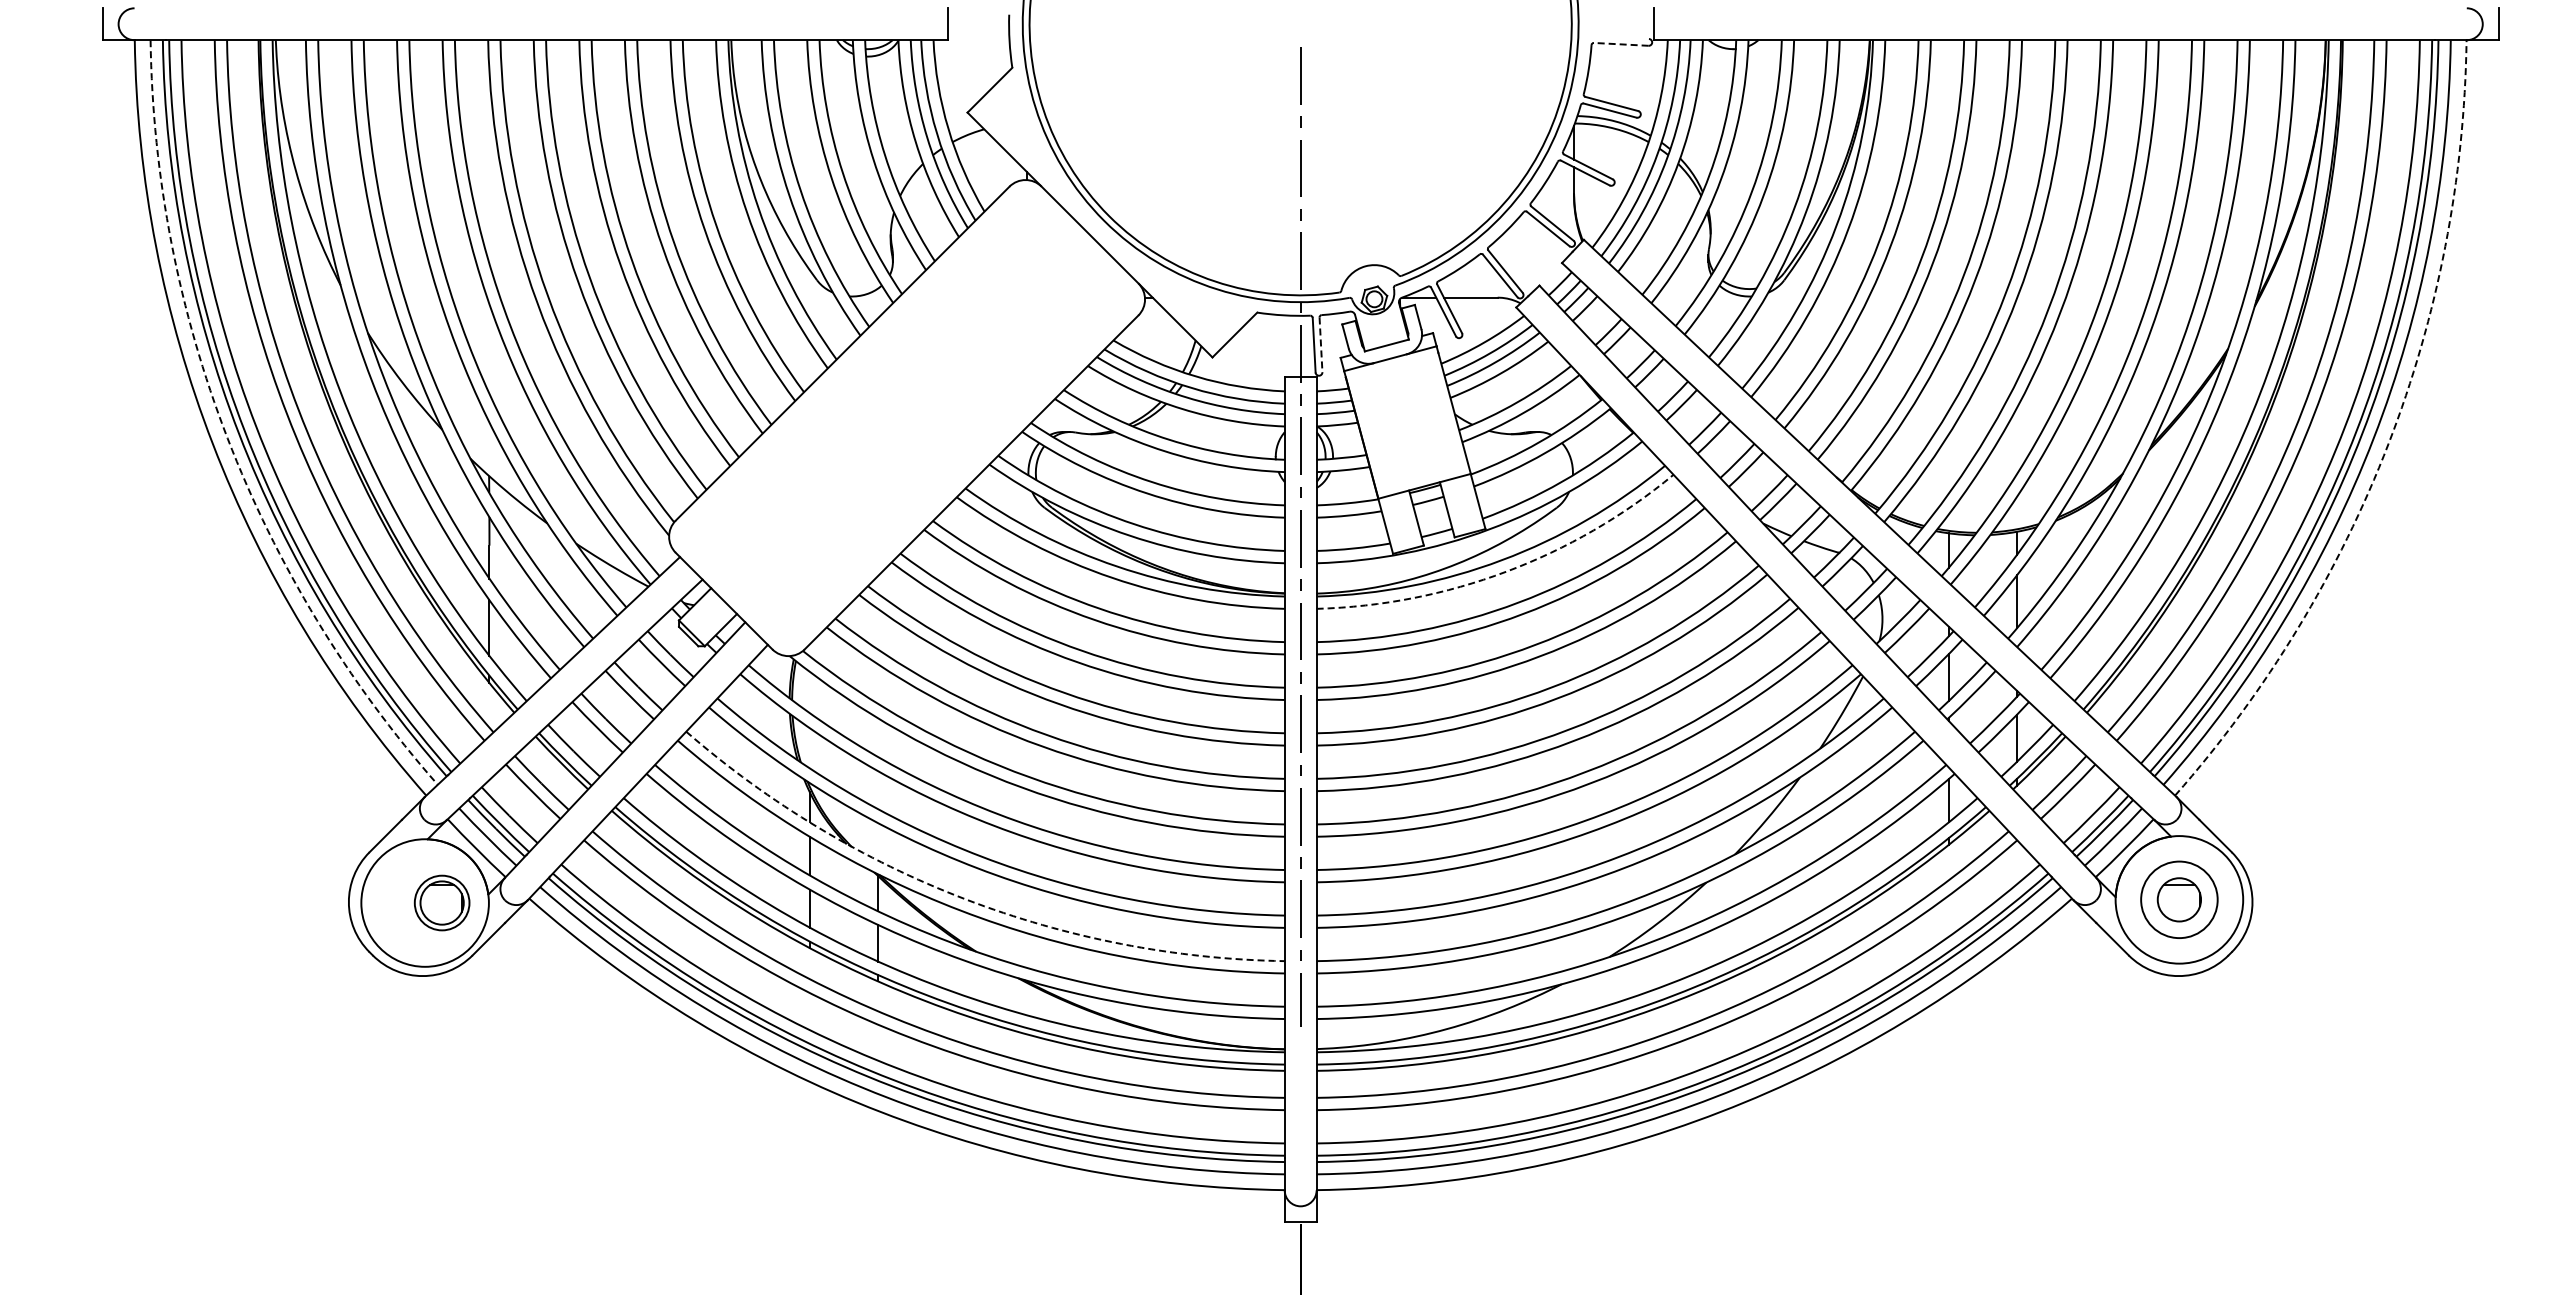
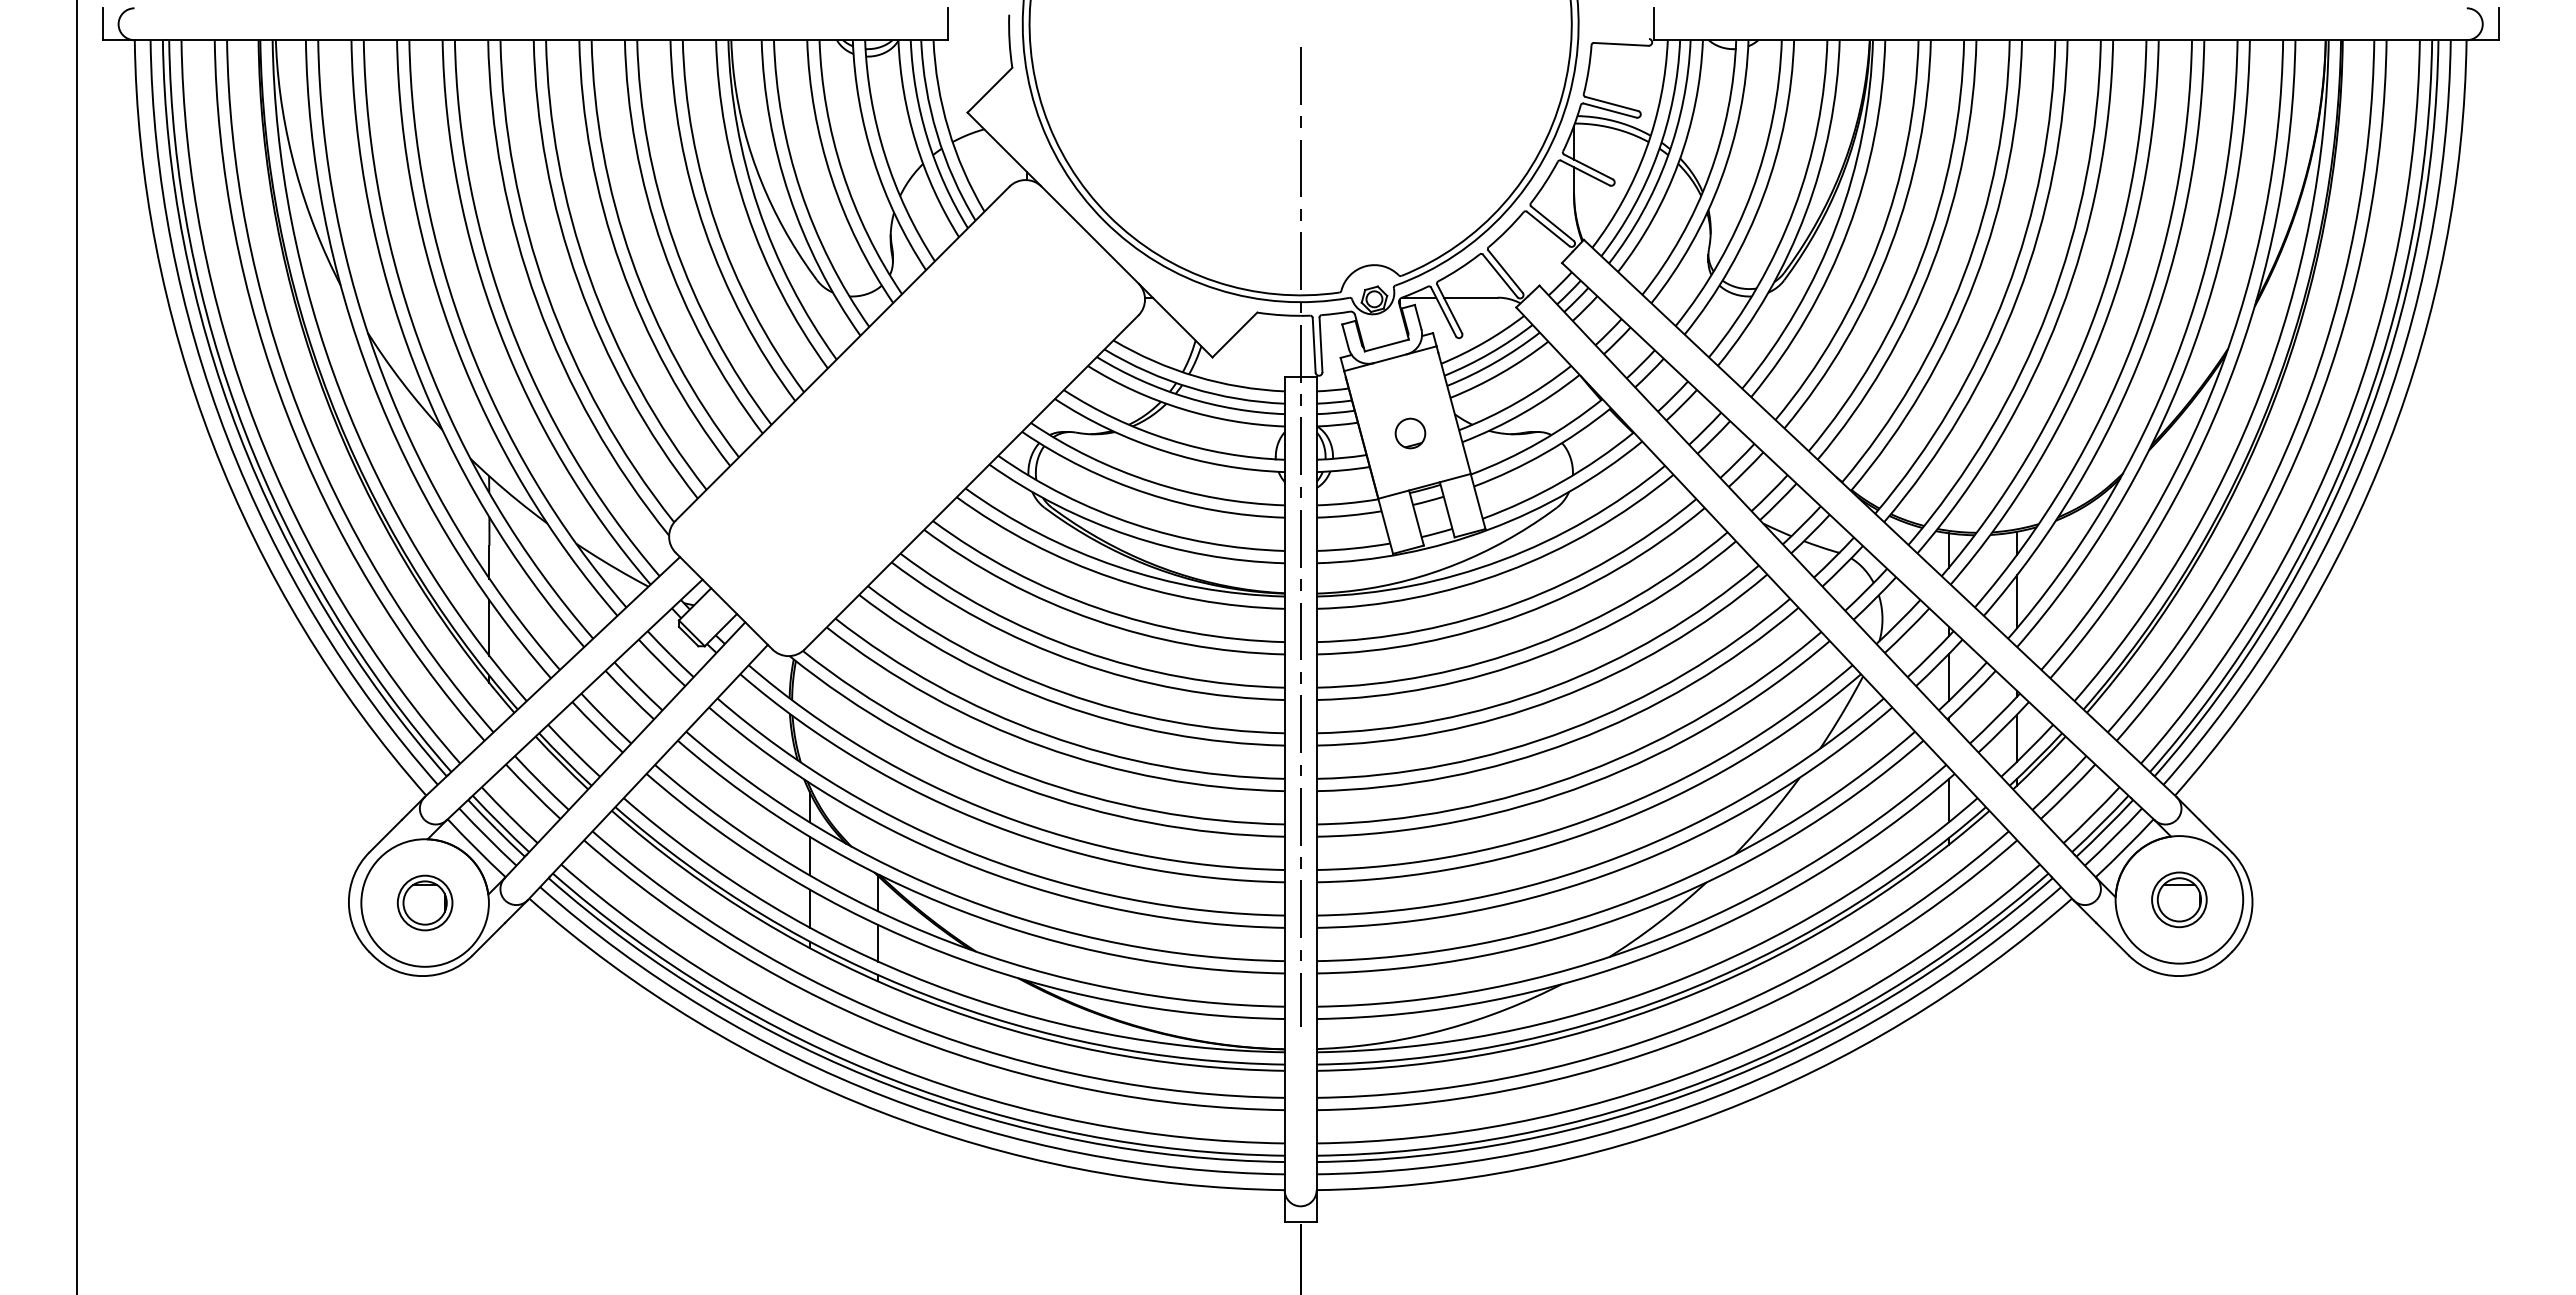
line: dashed -> solid (1620, 44)
line: dashed -> solid (1321, 345)
part: none -> present (1410, 433)
arc: dashed -> solid (227, 438)
arc: dashed -> solid (2388, 444)
arc: dashed -> solid (1506, 571)
line: none -> present (77, 646)
arc: dashed -> solid (965, 899)
circle diameter: 77 px -> 55 px (2179, 899)
part position: (441, 902) -> (424, 902) (424, 902)
